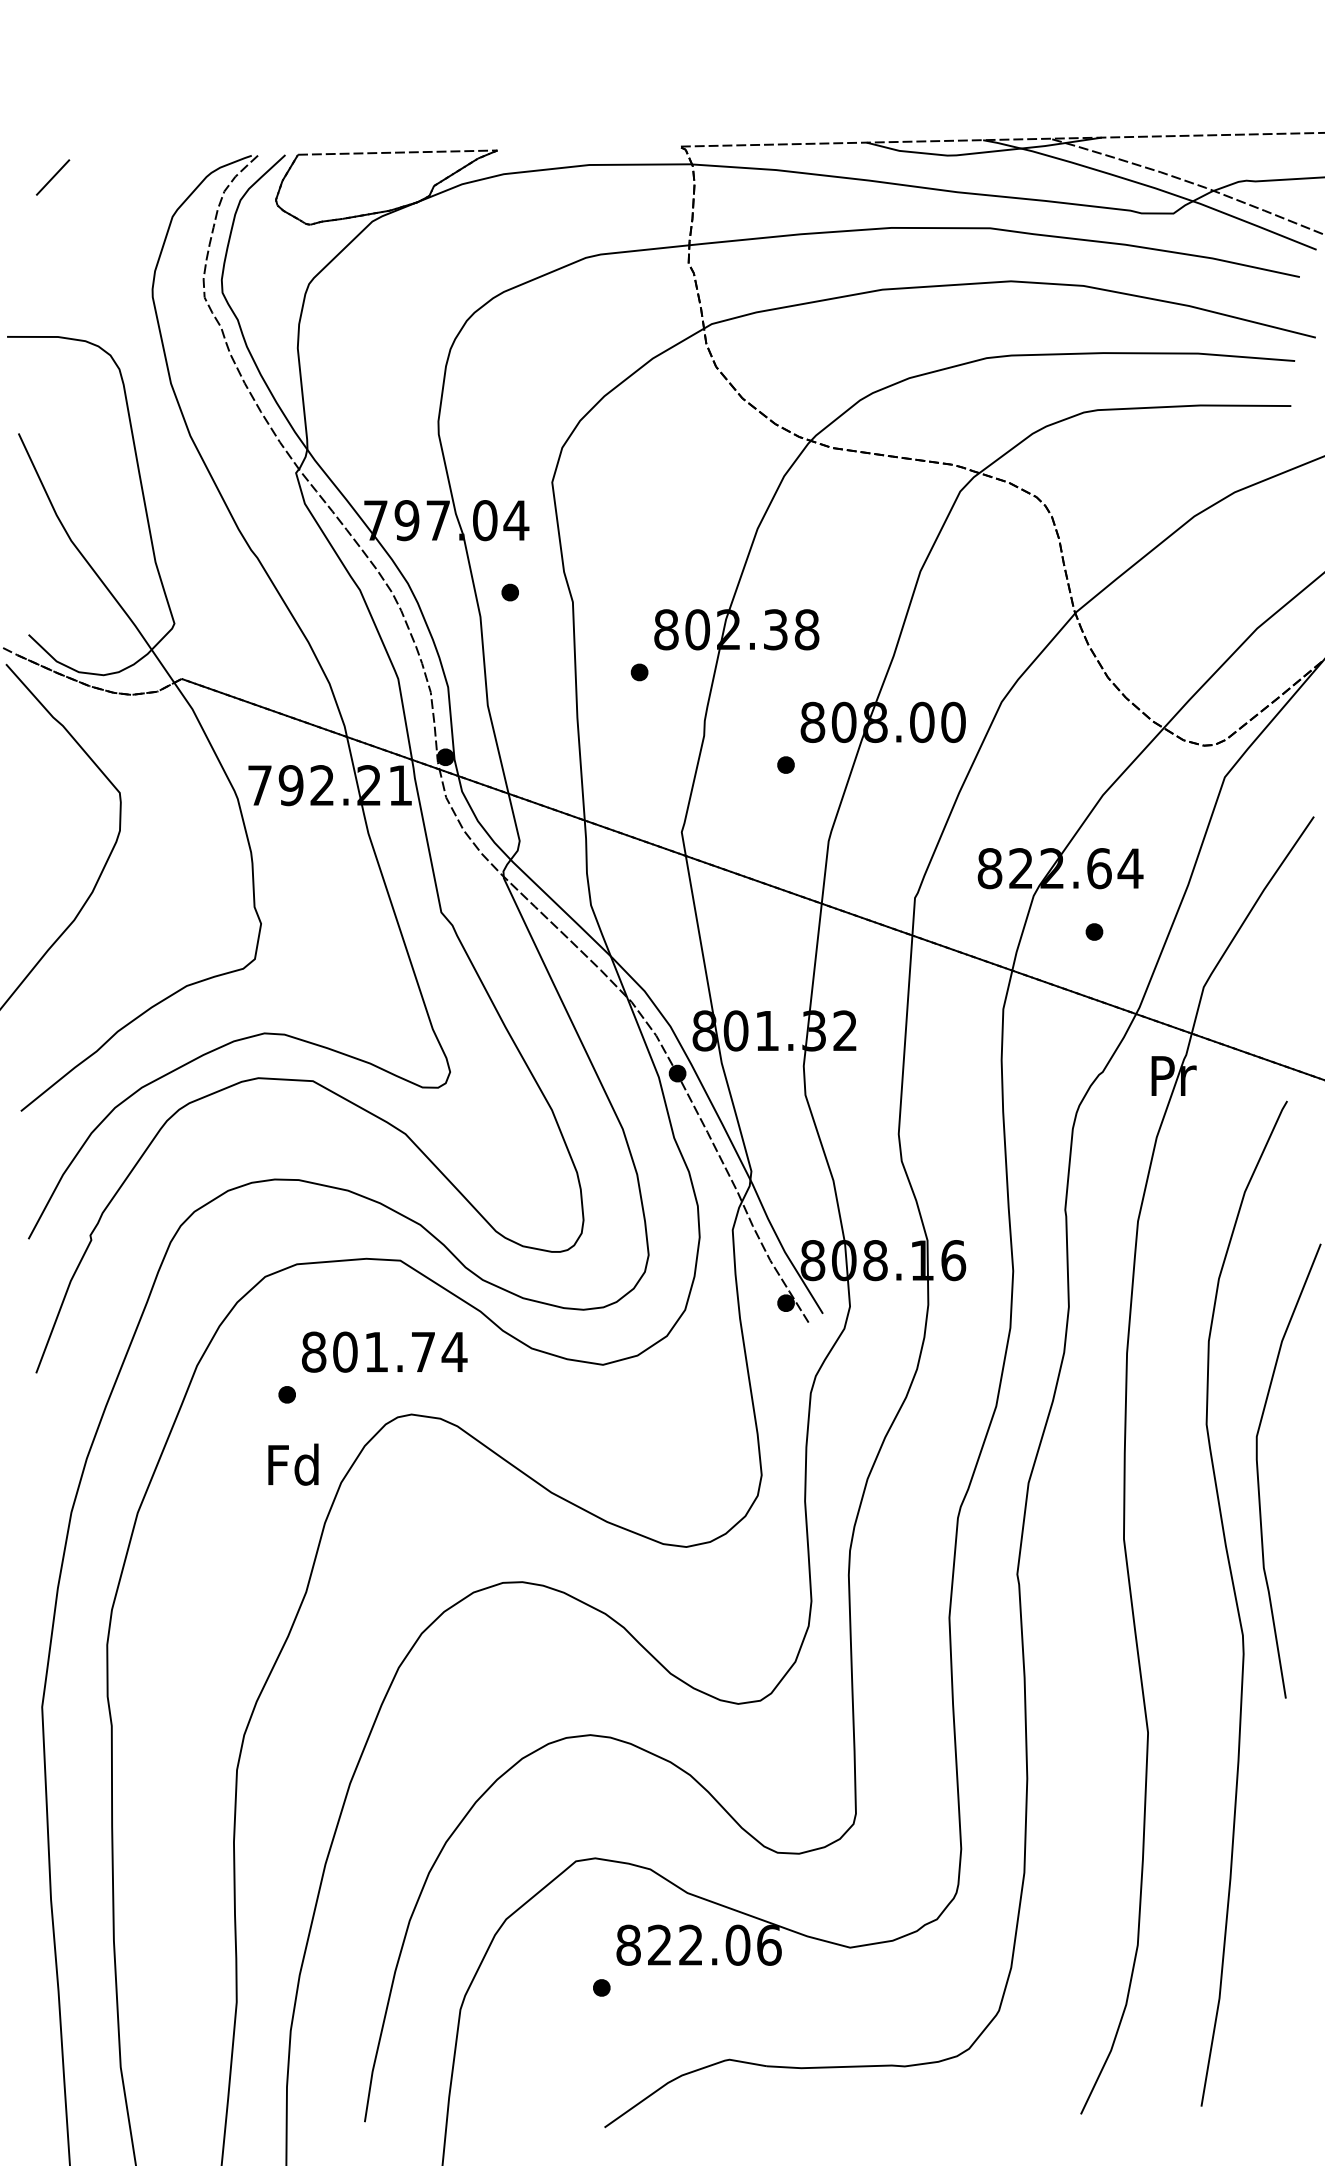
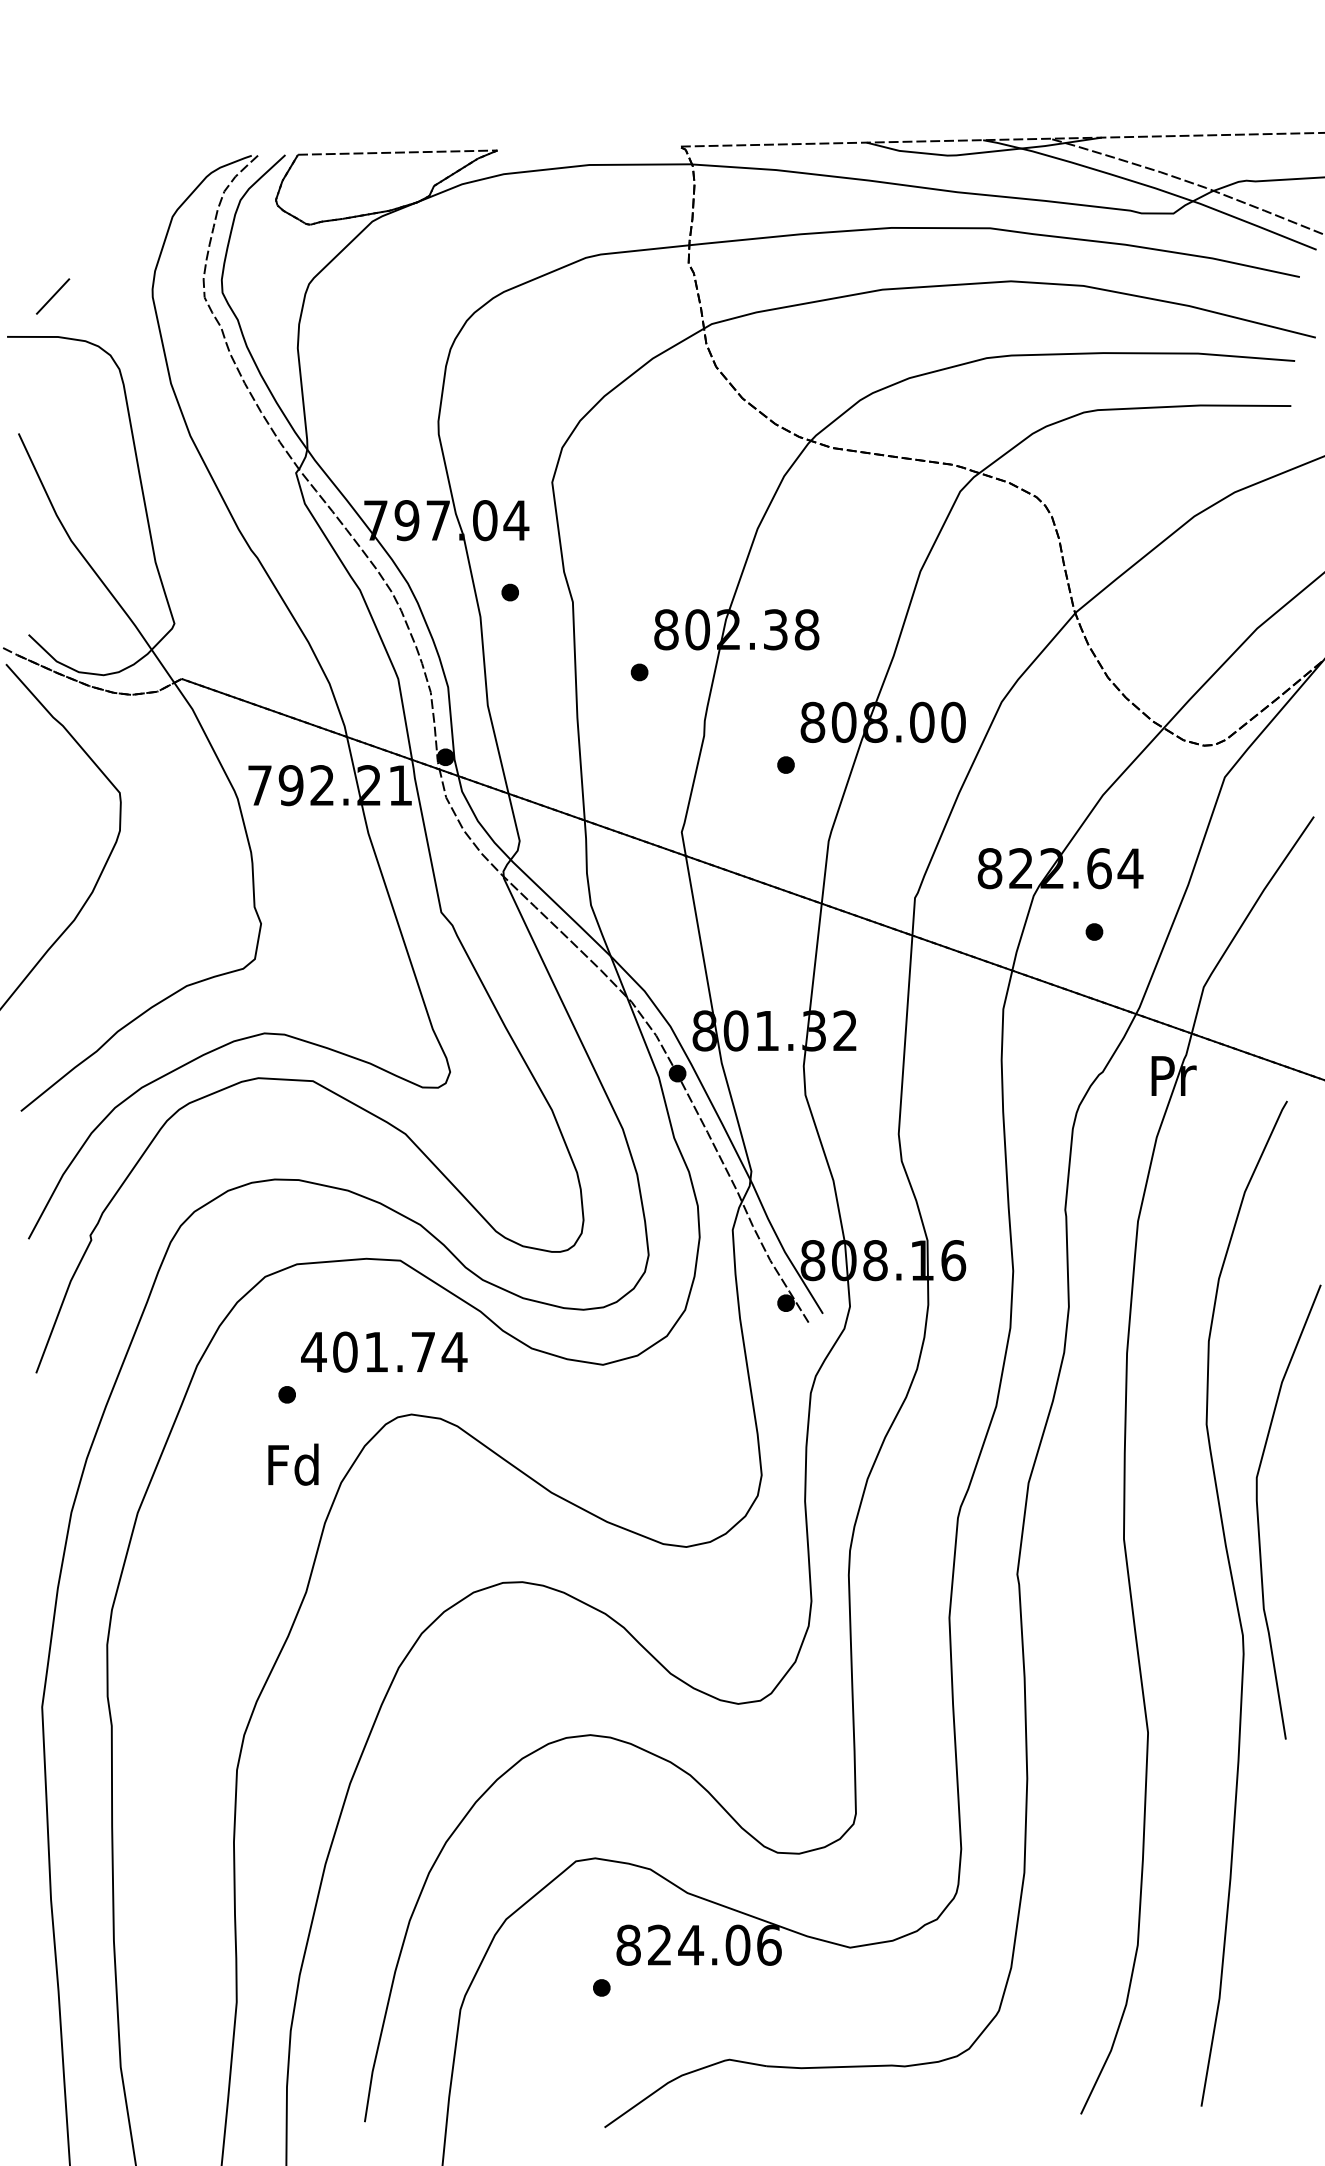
line position: (52, 177) -> (52, 296) (52, 296)
text: 801.74 -> 401.74 (313, 1351)
curve position: (1258, 1470) -> (1258, 1511) (1258, 1511)
text: 822.06 -> 824.06 (691, 1944)
